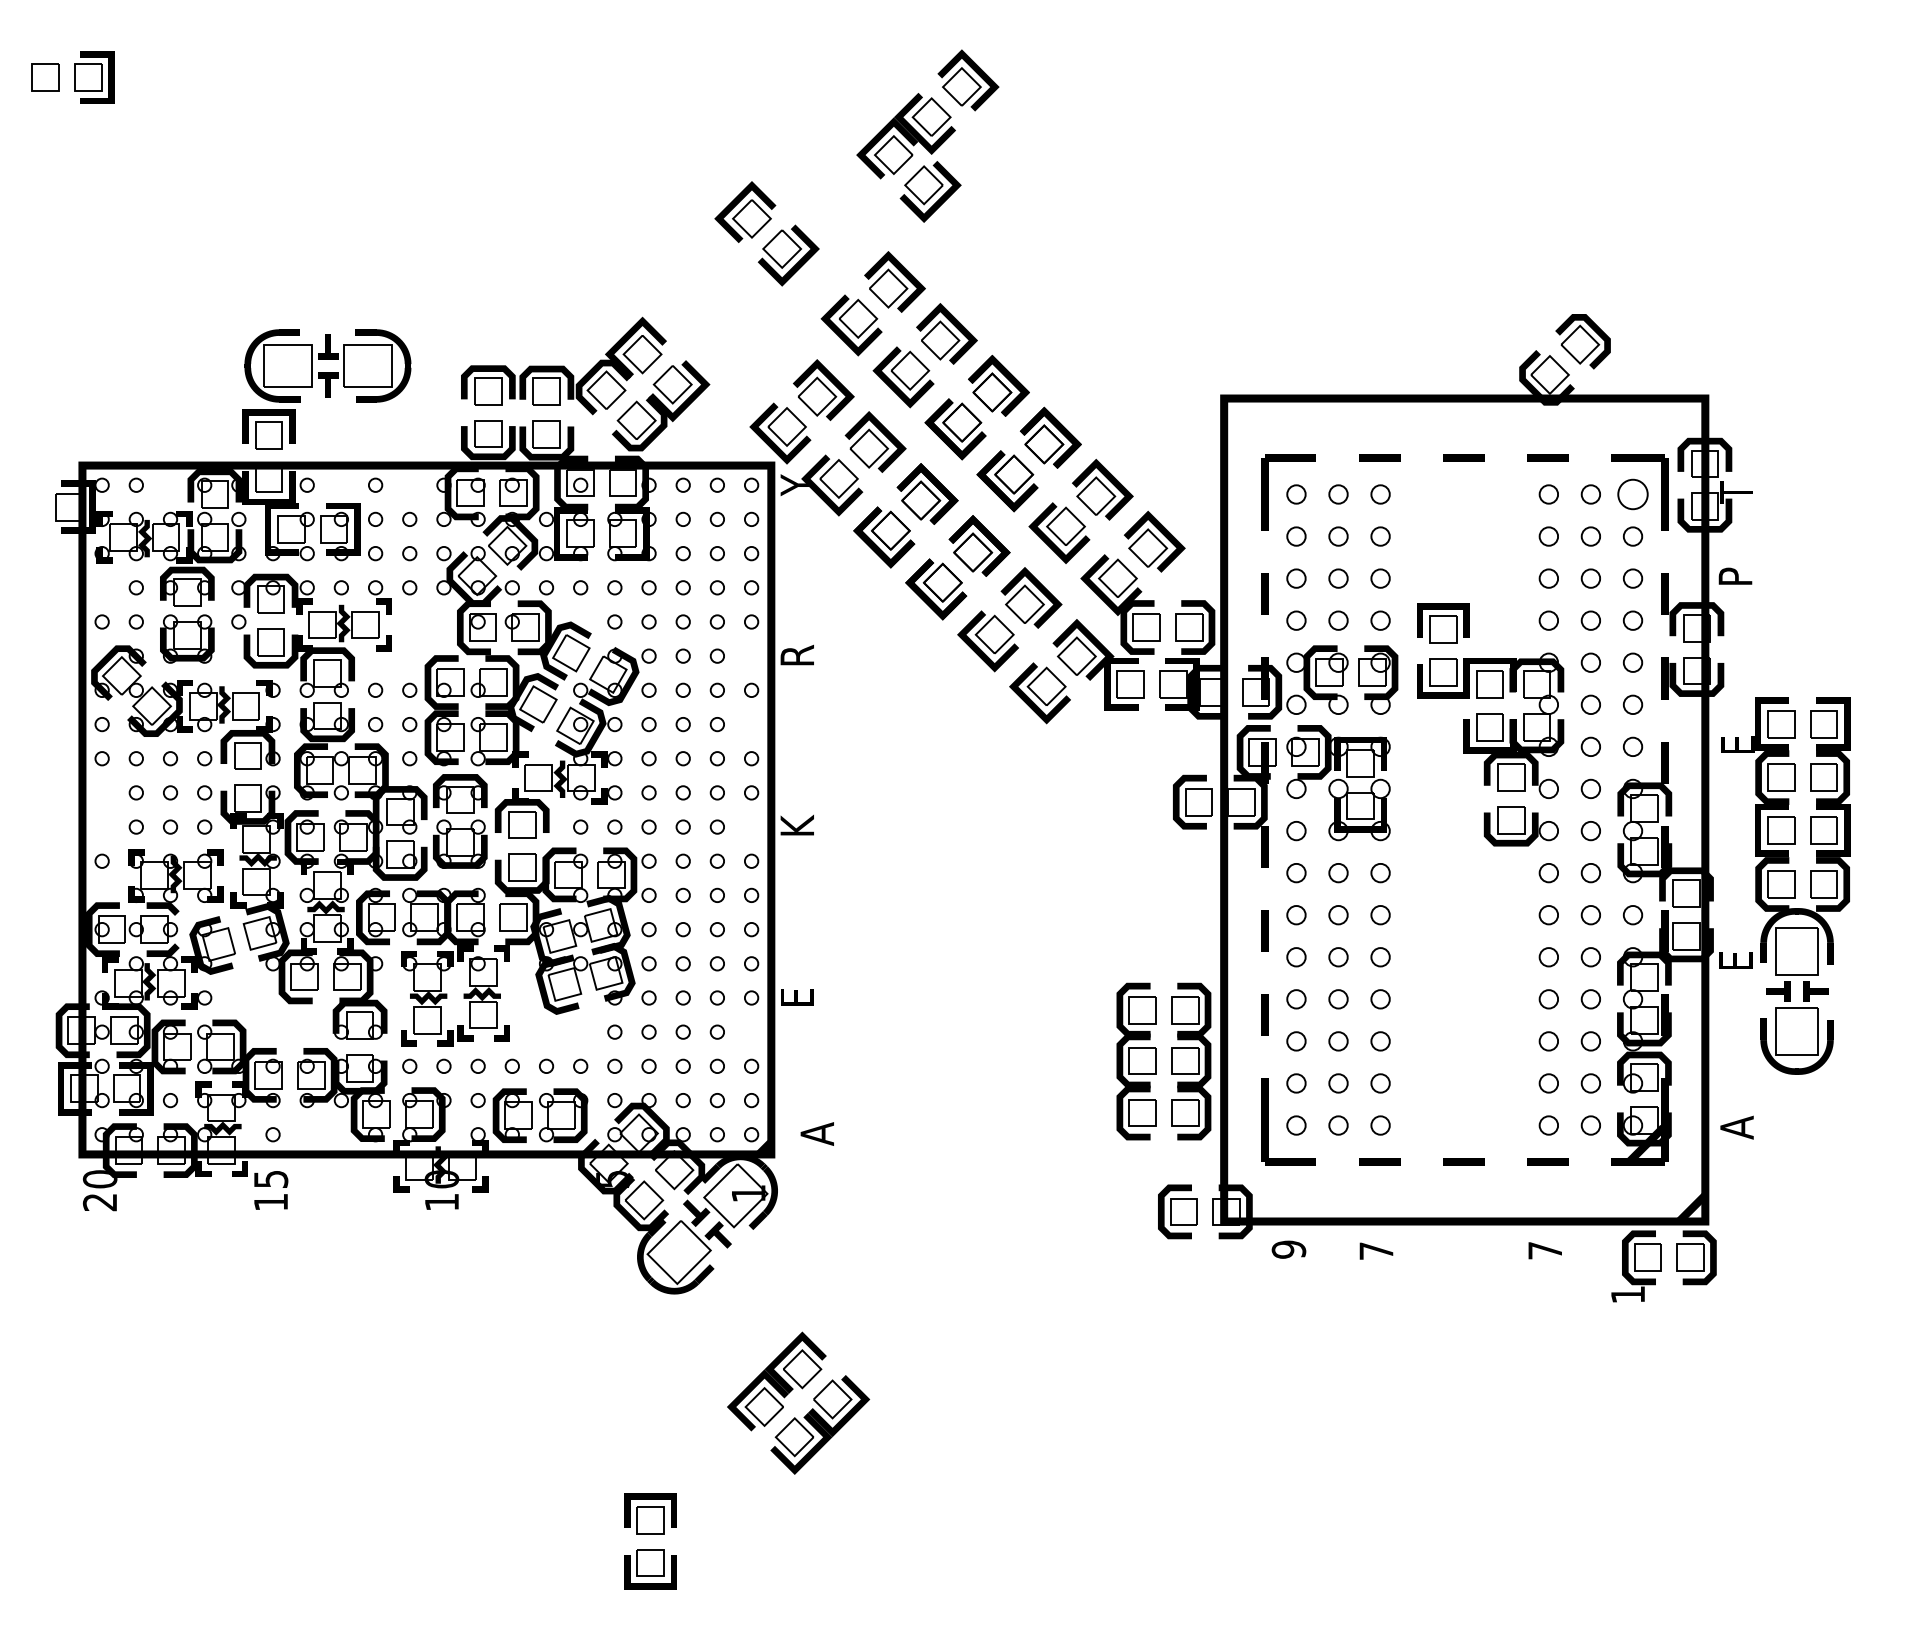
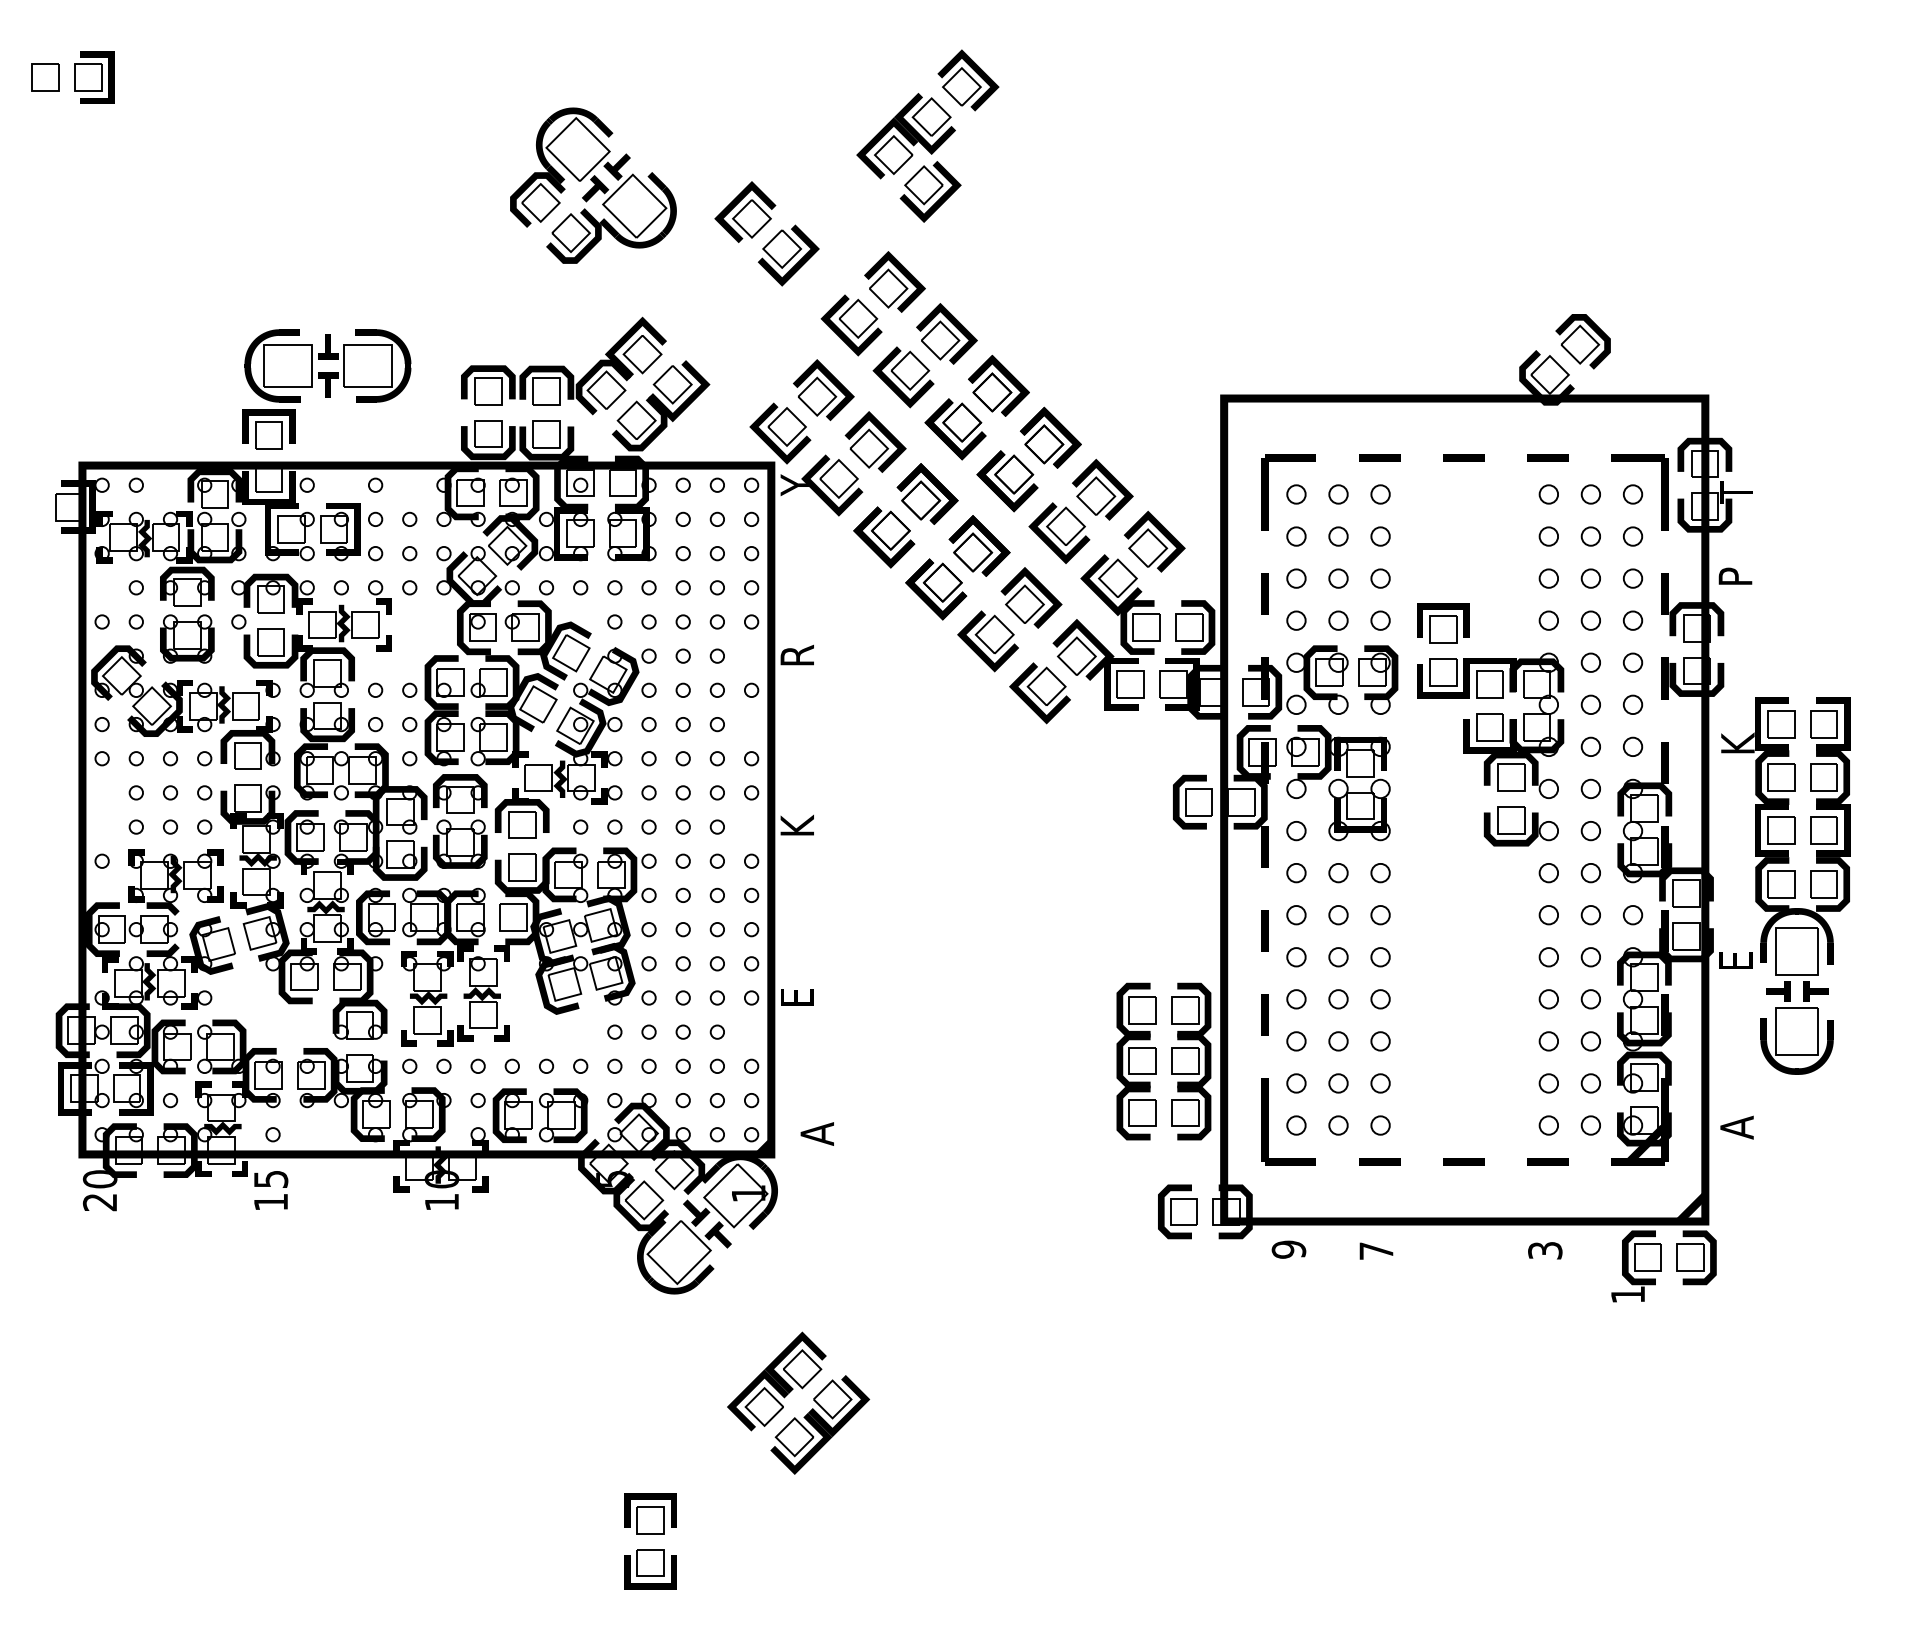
part: none -> present (593, 185)
circle diameter: 29 px -> 18 px (1632, 494)
text: E -> K (1737, 742)
text: 7 -> 3 (1545, 1250)
